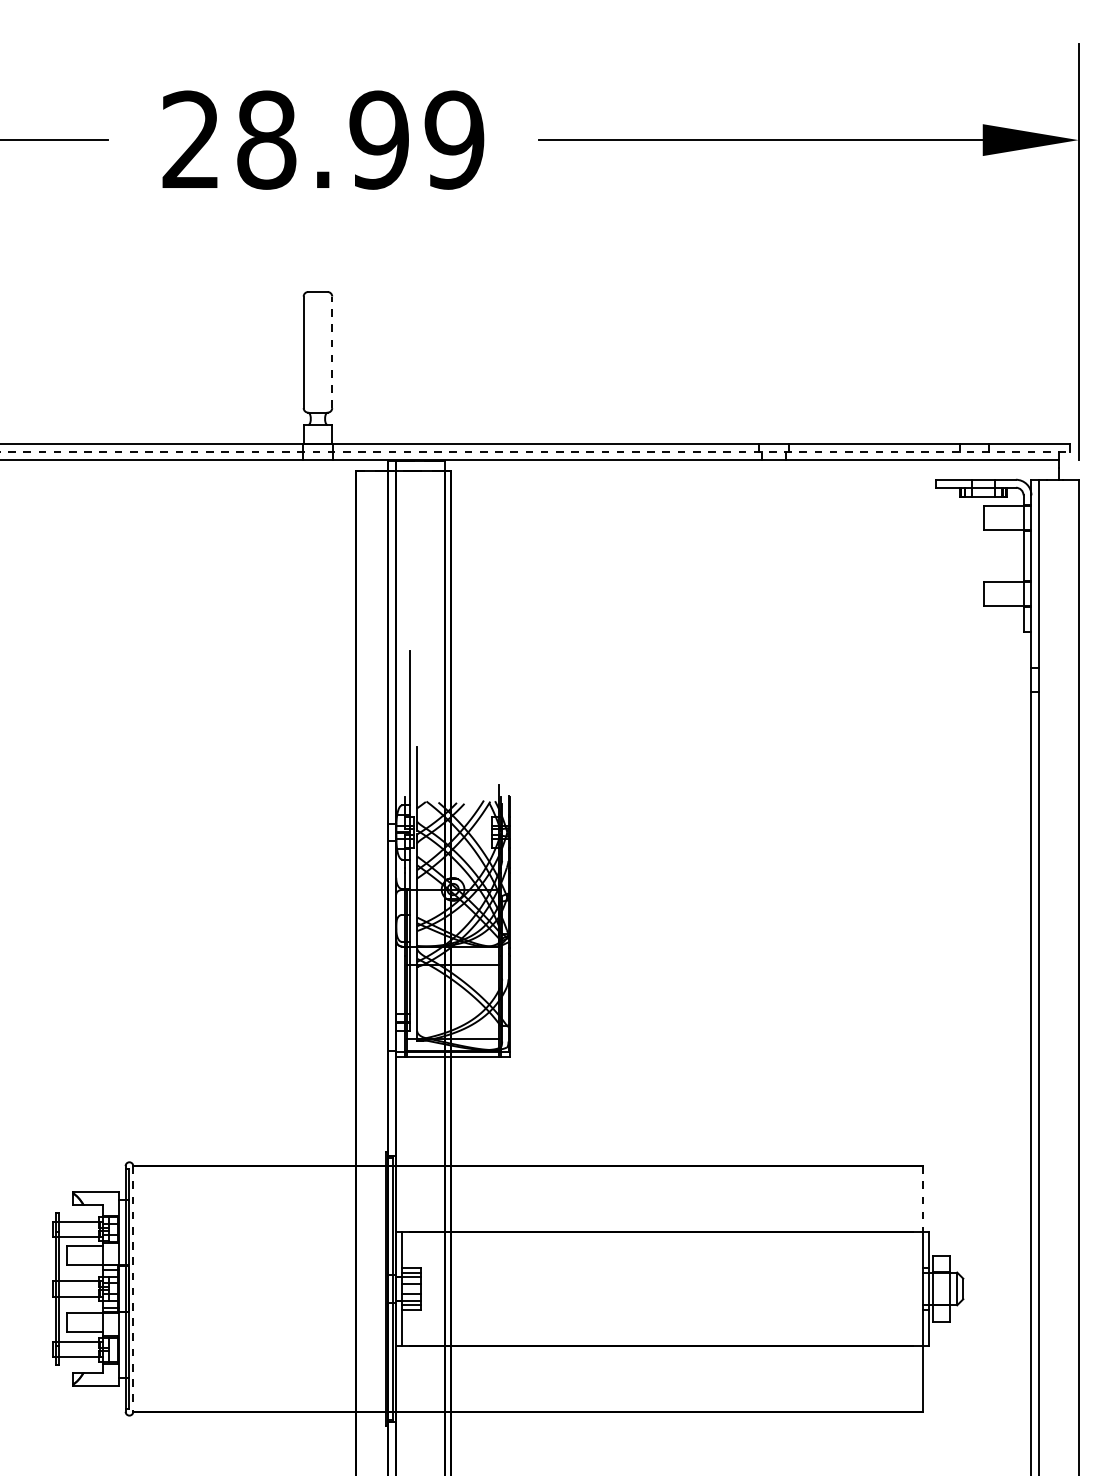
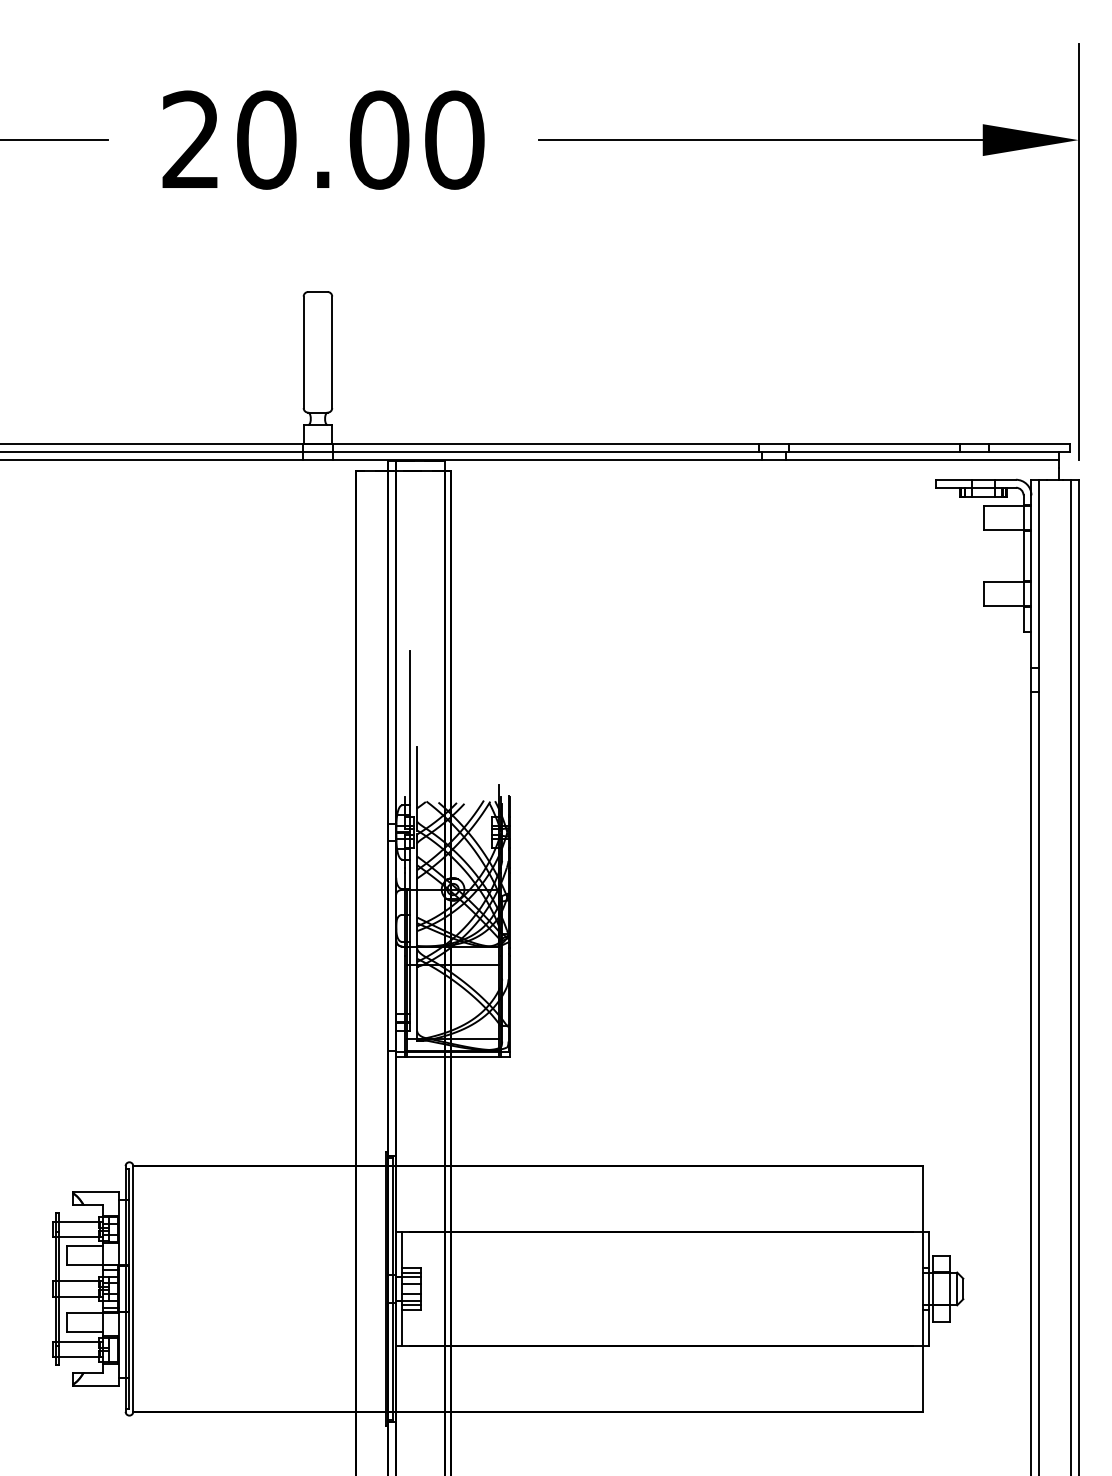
text: 28.99 -> 20.00 (360, 139)
line: dashed -> solid (332, 352)
line: dashed -> solid (535, 452)
line: none -> present (1070, 975)
line: dashed -> solid (922, 1198)
line: dashed -> solid (133, 1288)
